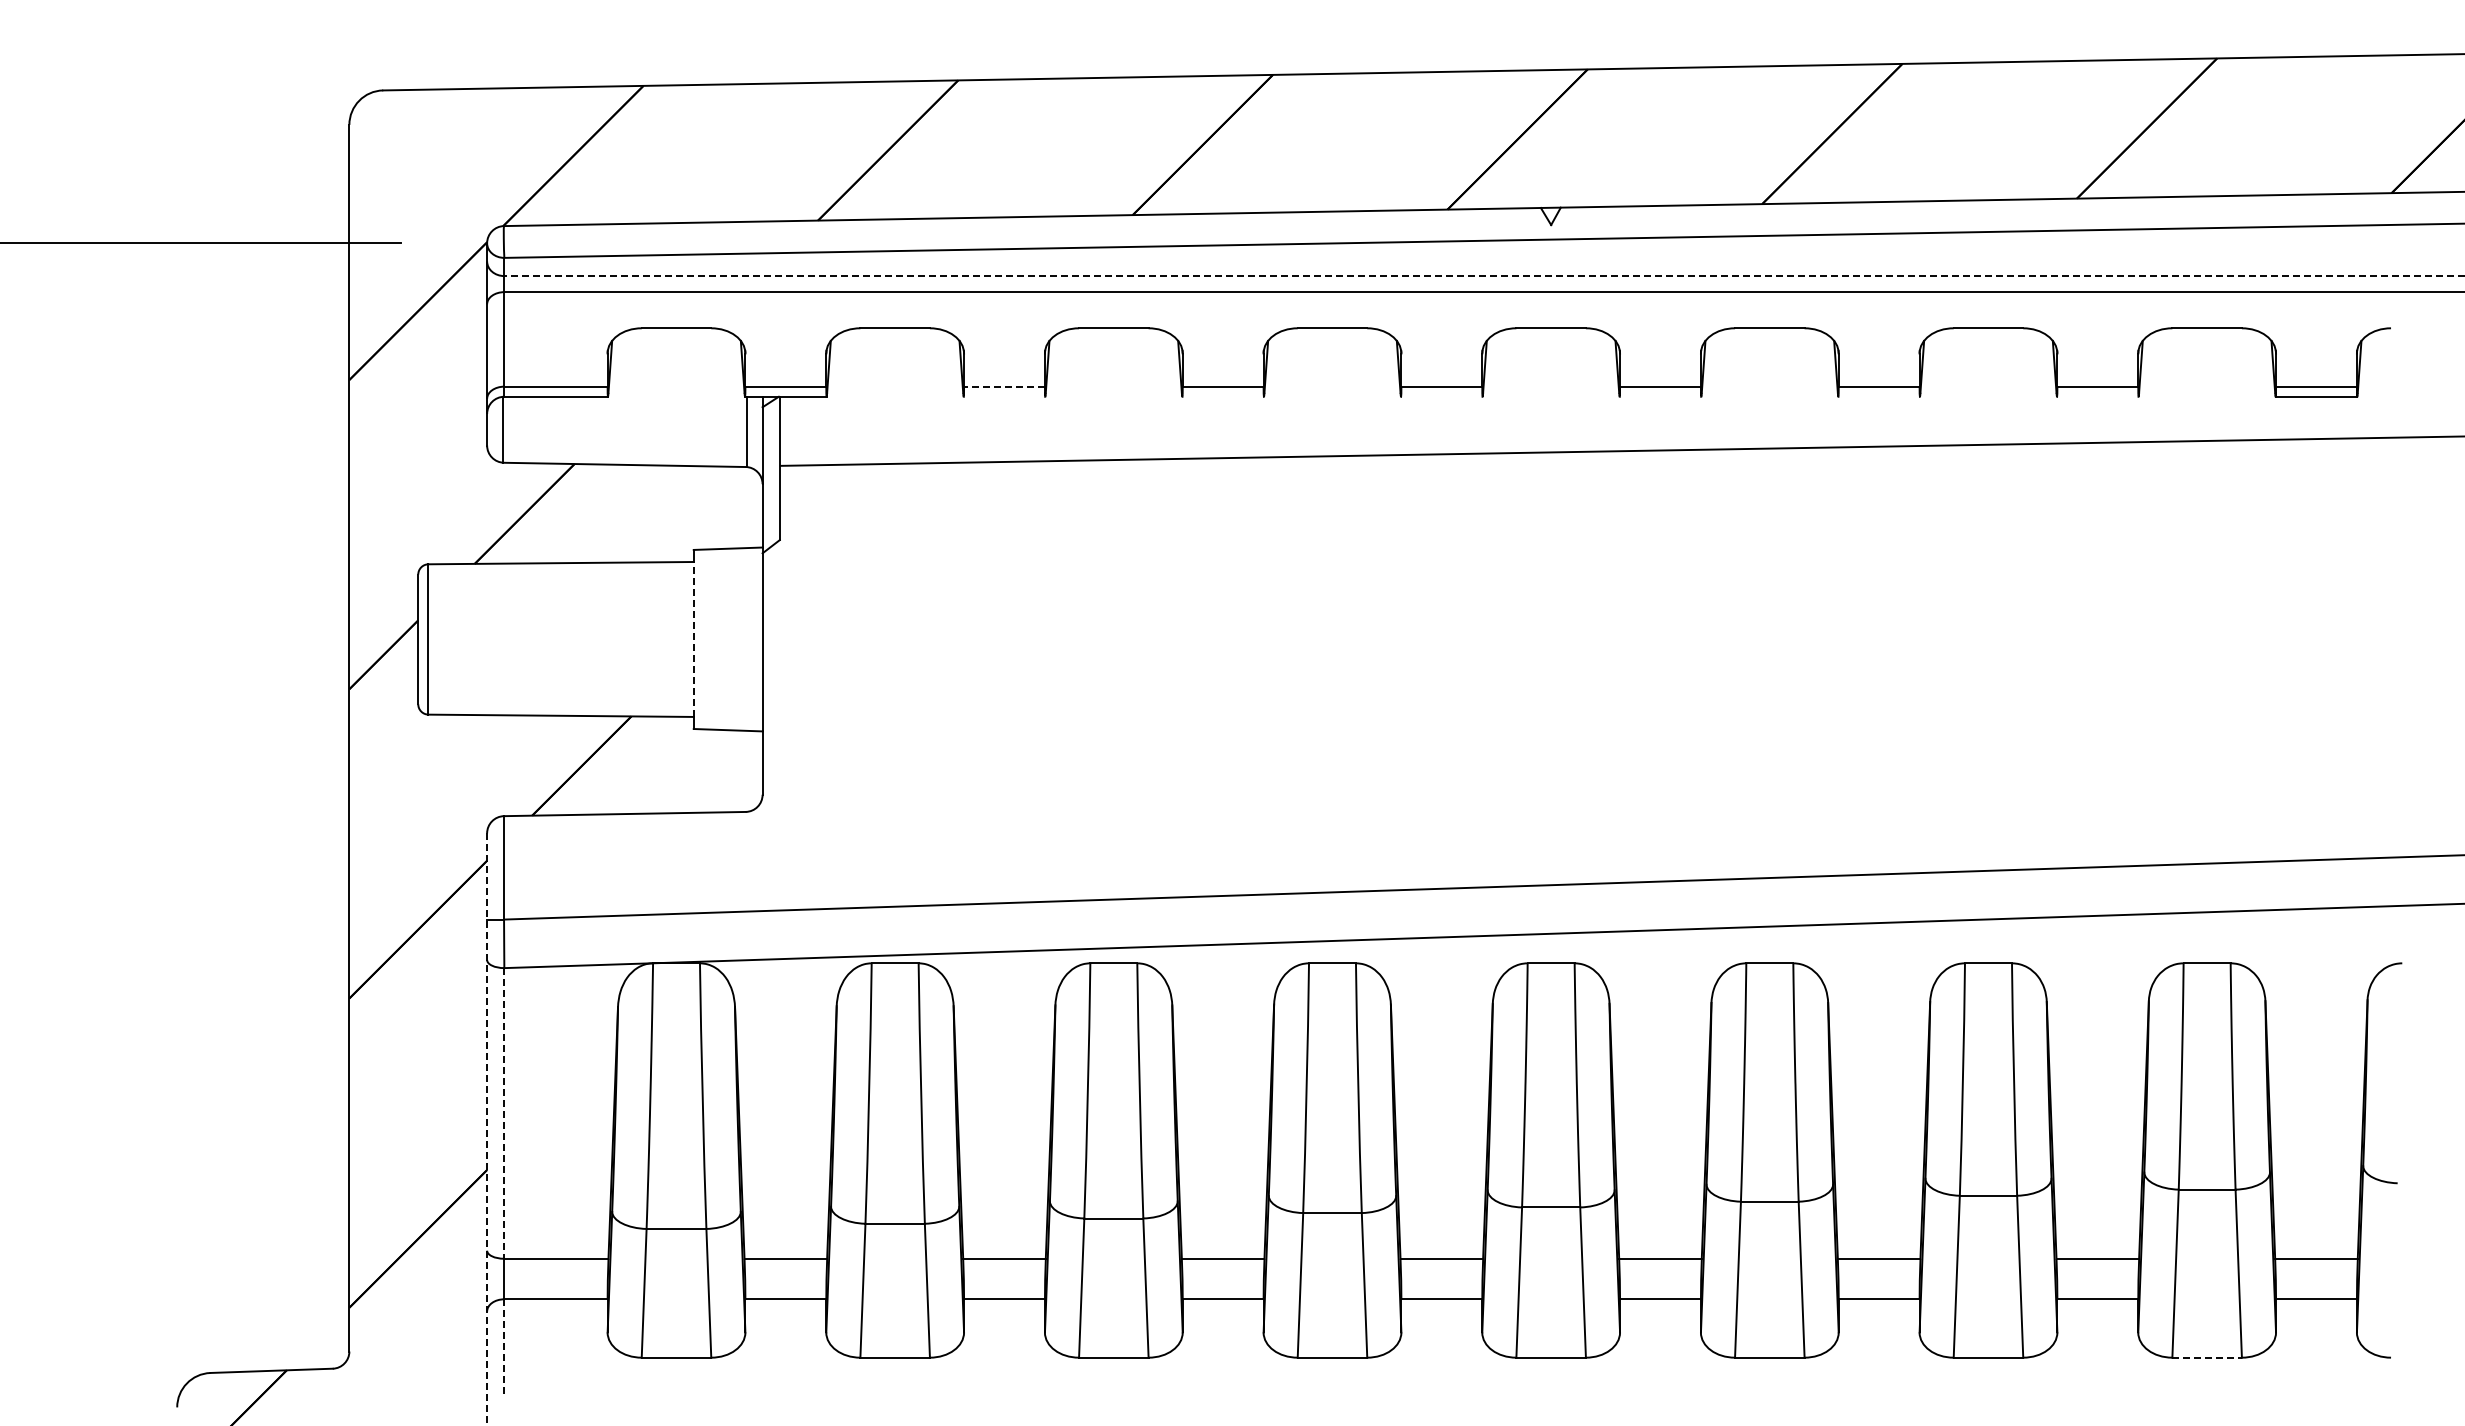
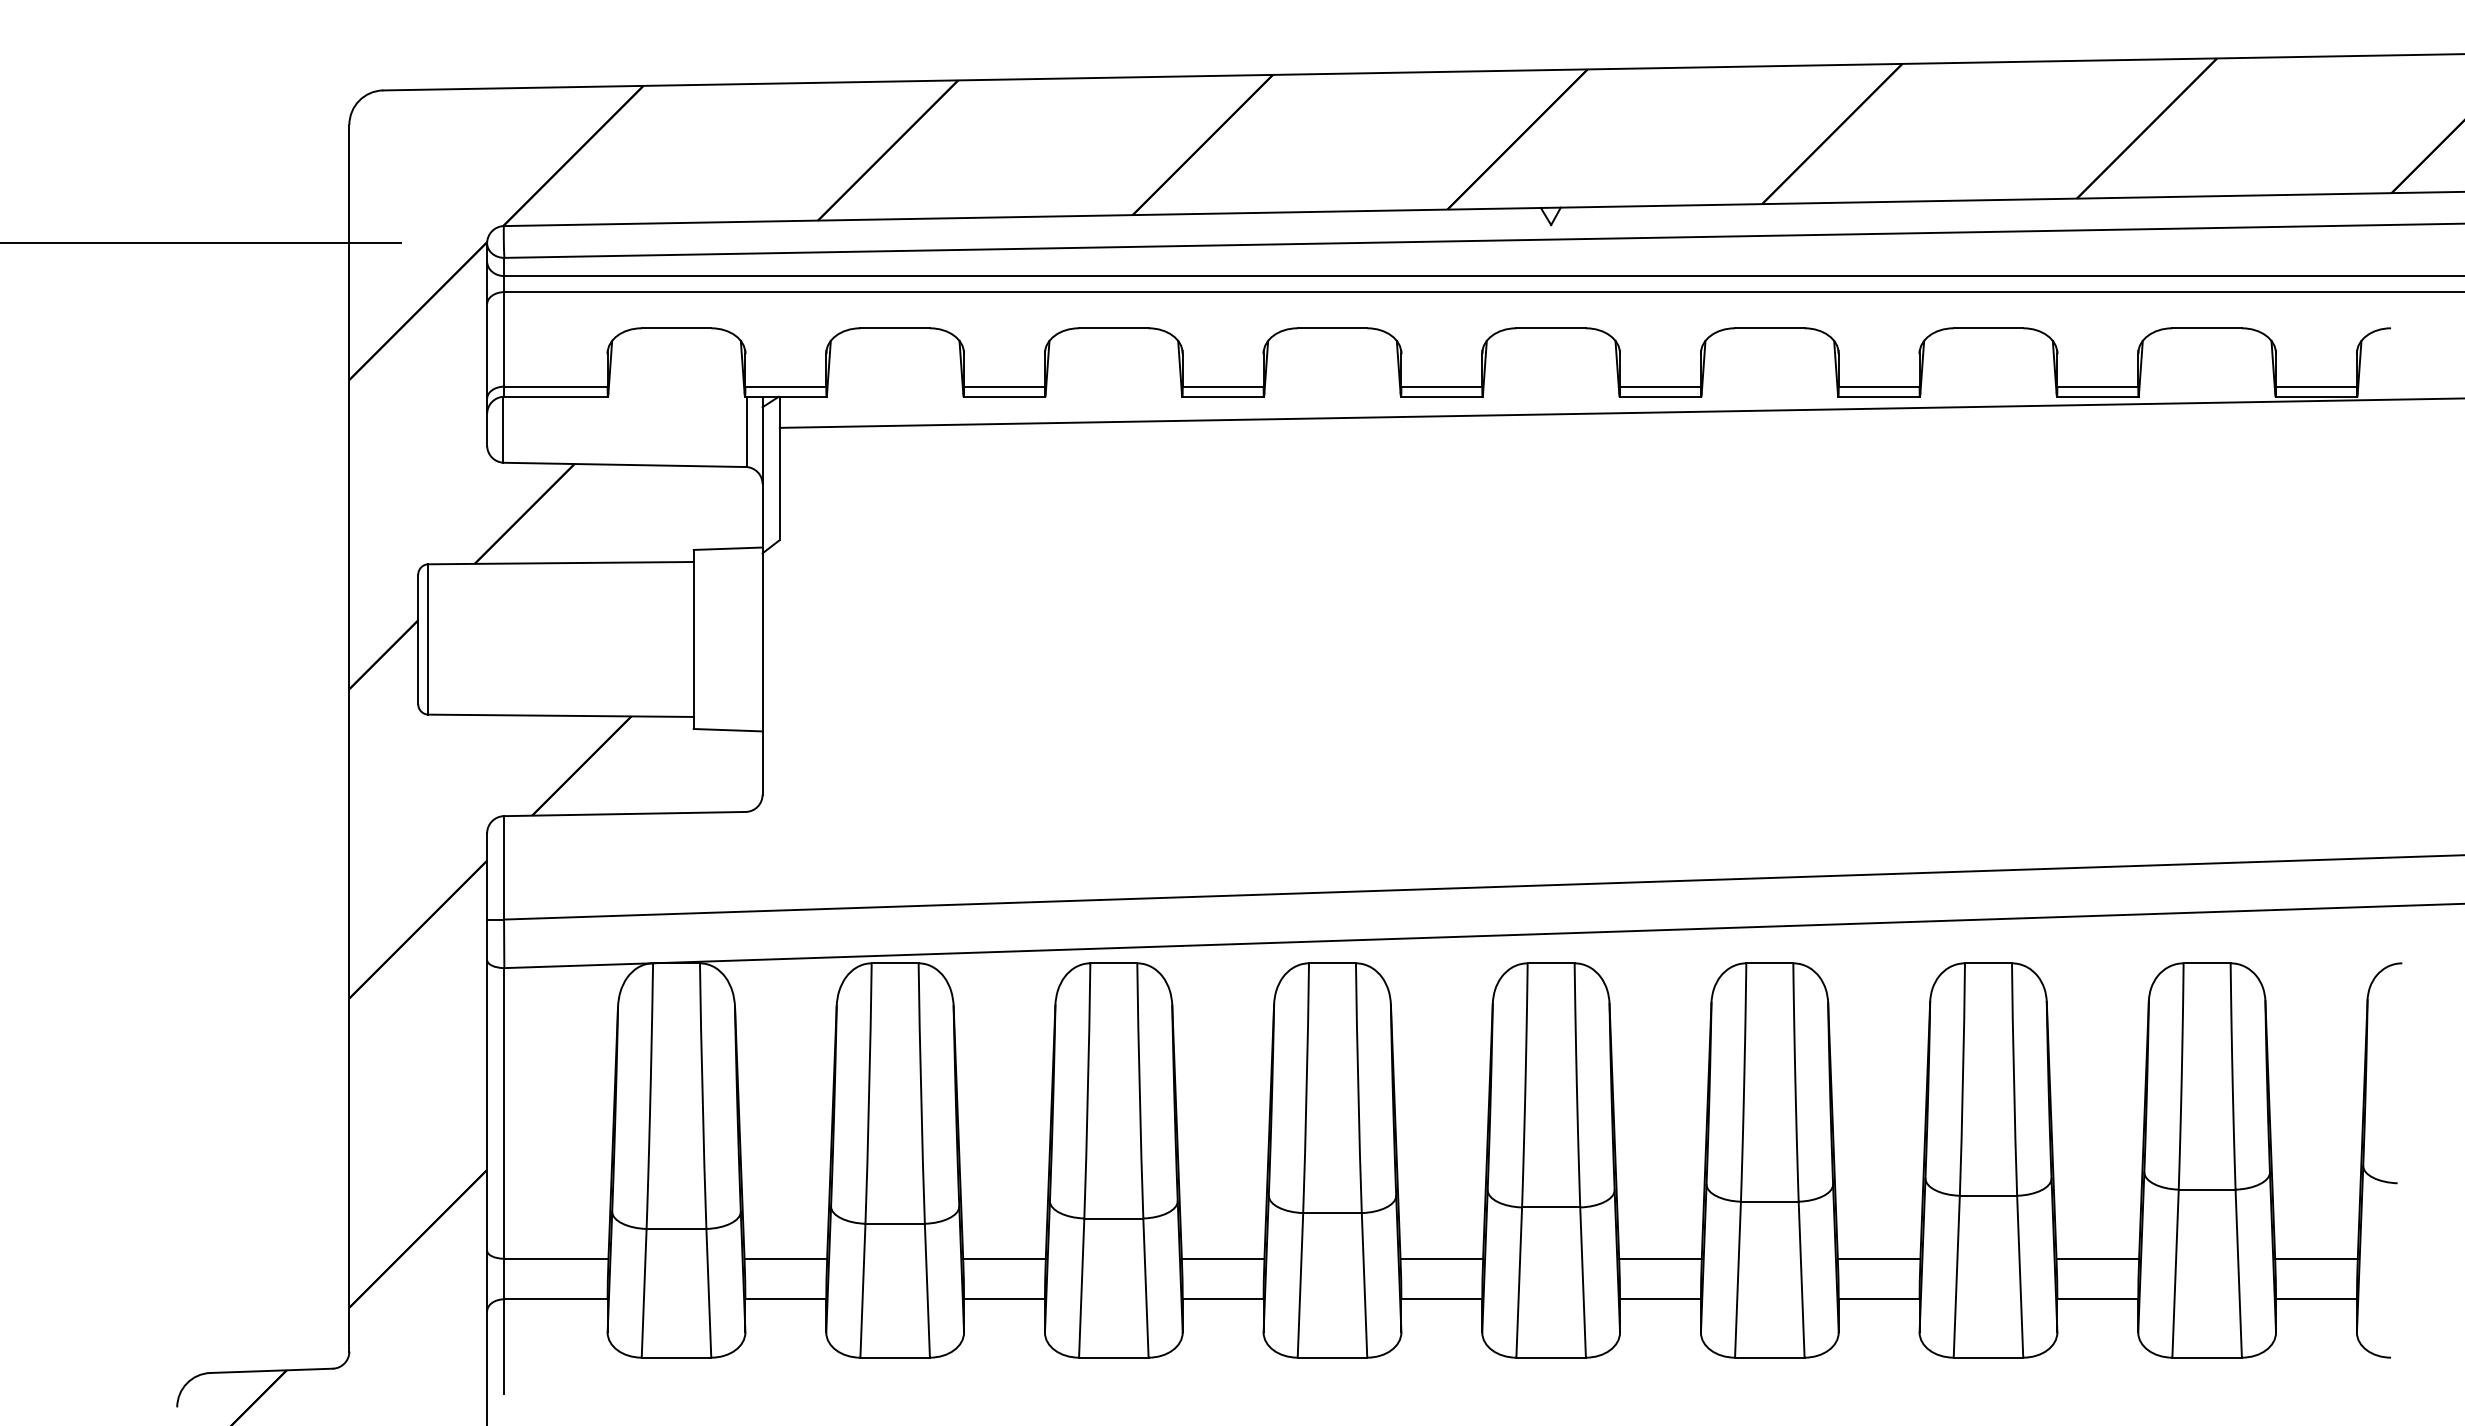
line: dashed -> solid (1484, 276)
line: dashed -> solid (1004, 386)
line: none -> present (1004, 396)
line: none -> present (1222, 396)
line: none -> present (1441, 396)
line: none -> present (1660, 396)
line: none -> present (1878, 396)
line: none -> present (2097, 396)
line position: (1620, 450) -> (1620, 412) (1620, 412)
line: dashed -> solid (693, 638)
line: dashed -> solid (504, 1113)
line: dashed -> solid (487, 1130)
line: dashed -> solid (504, 1347)
line: dashed -> solid (2207, 1357)
